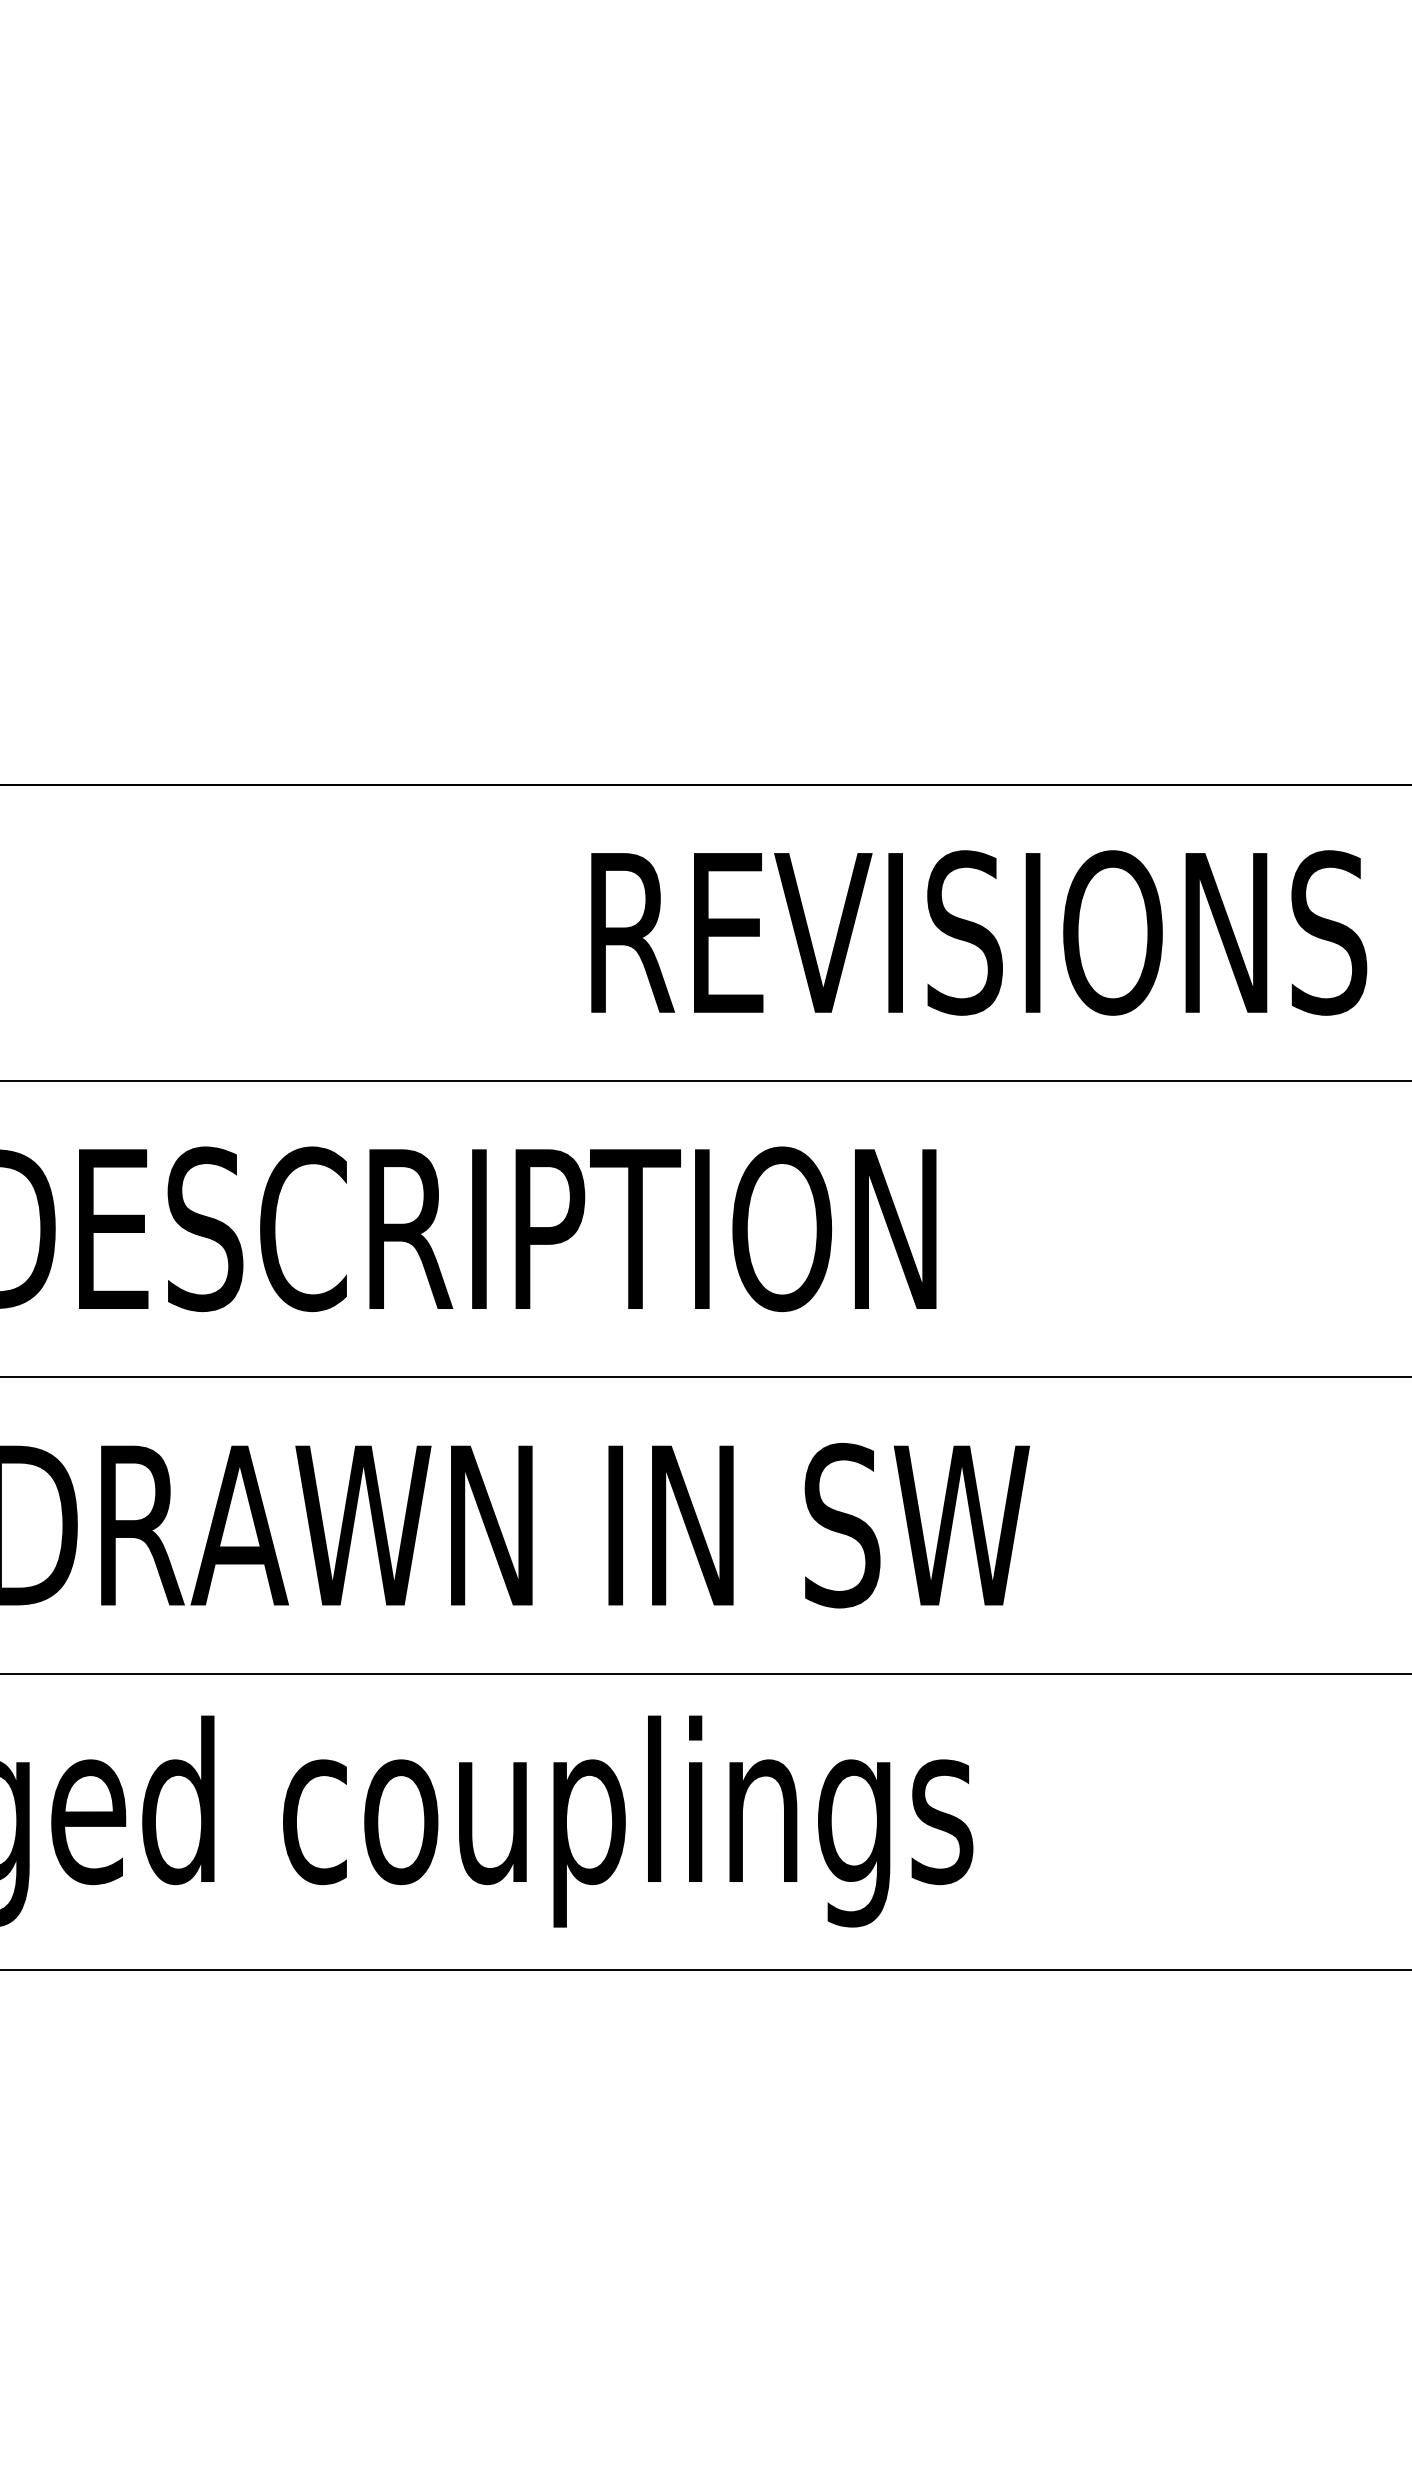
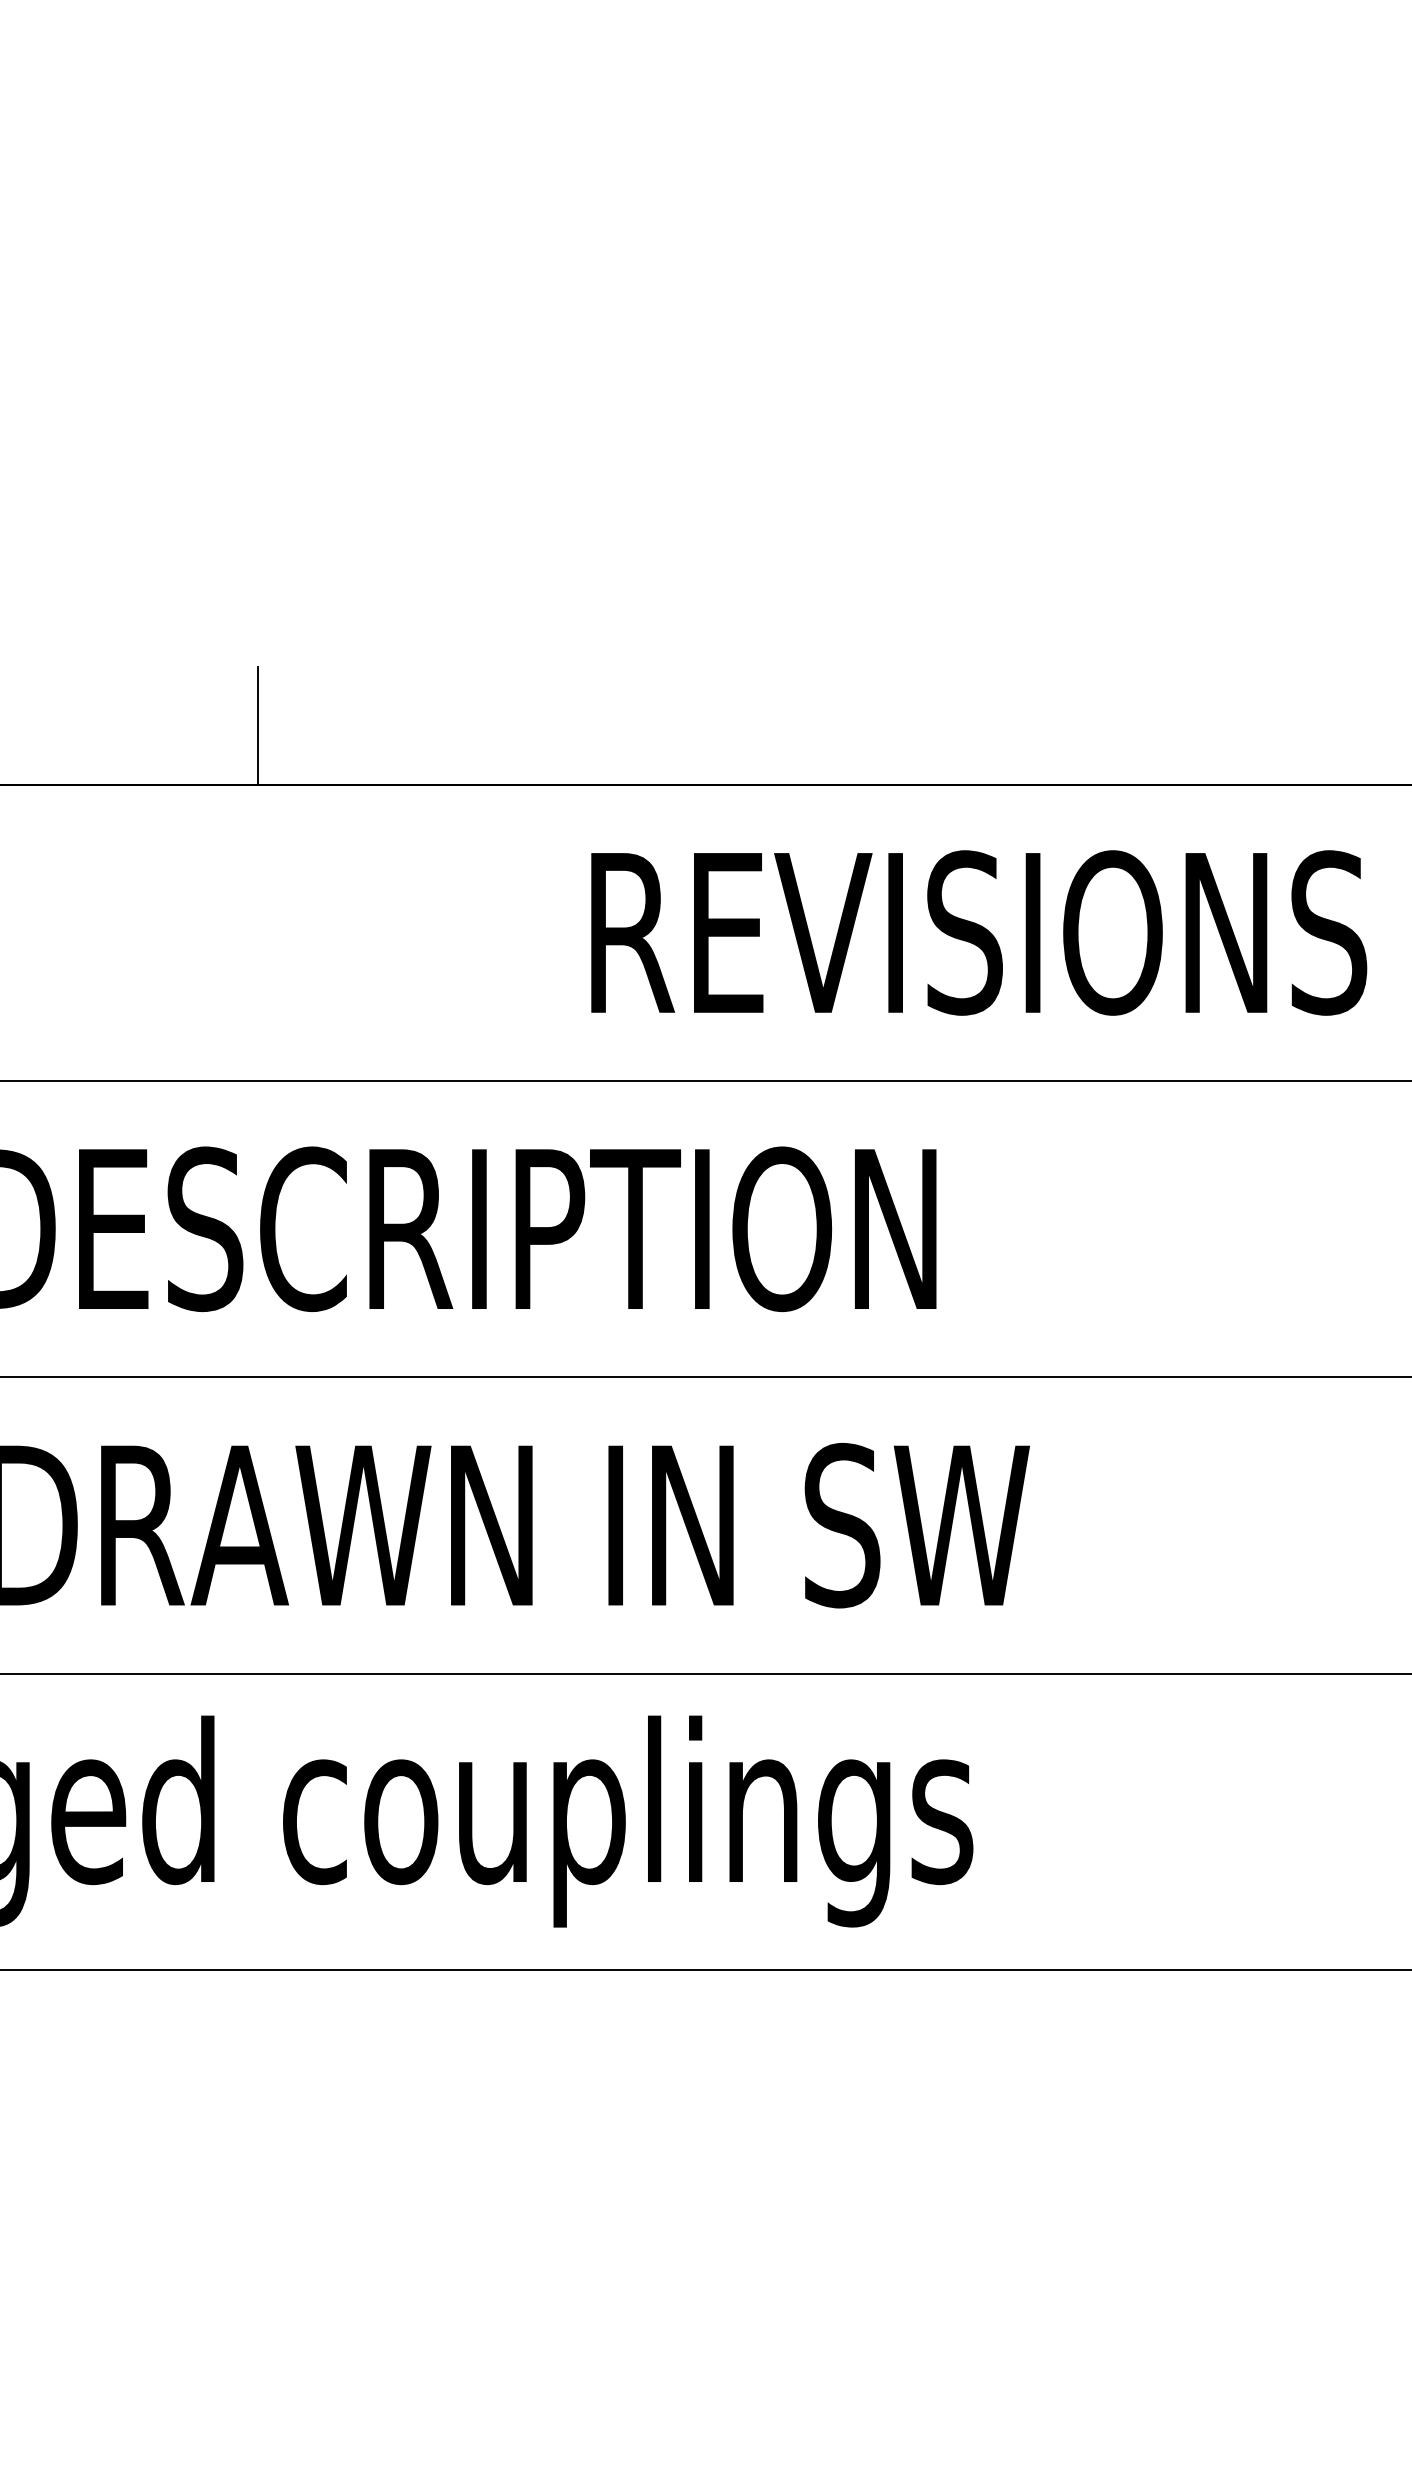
line: none -> present (257, 725)
